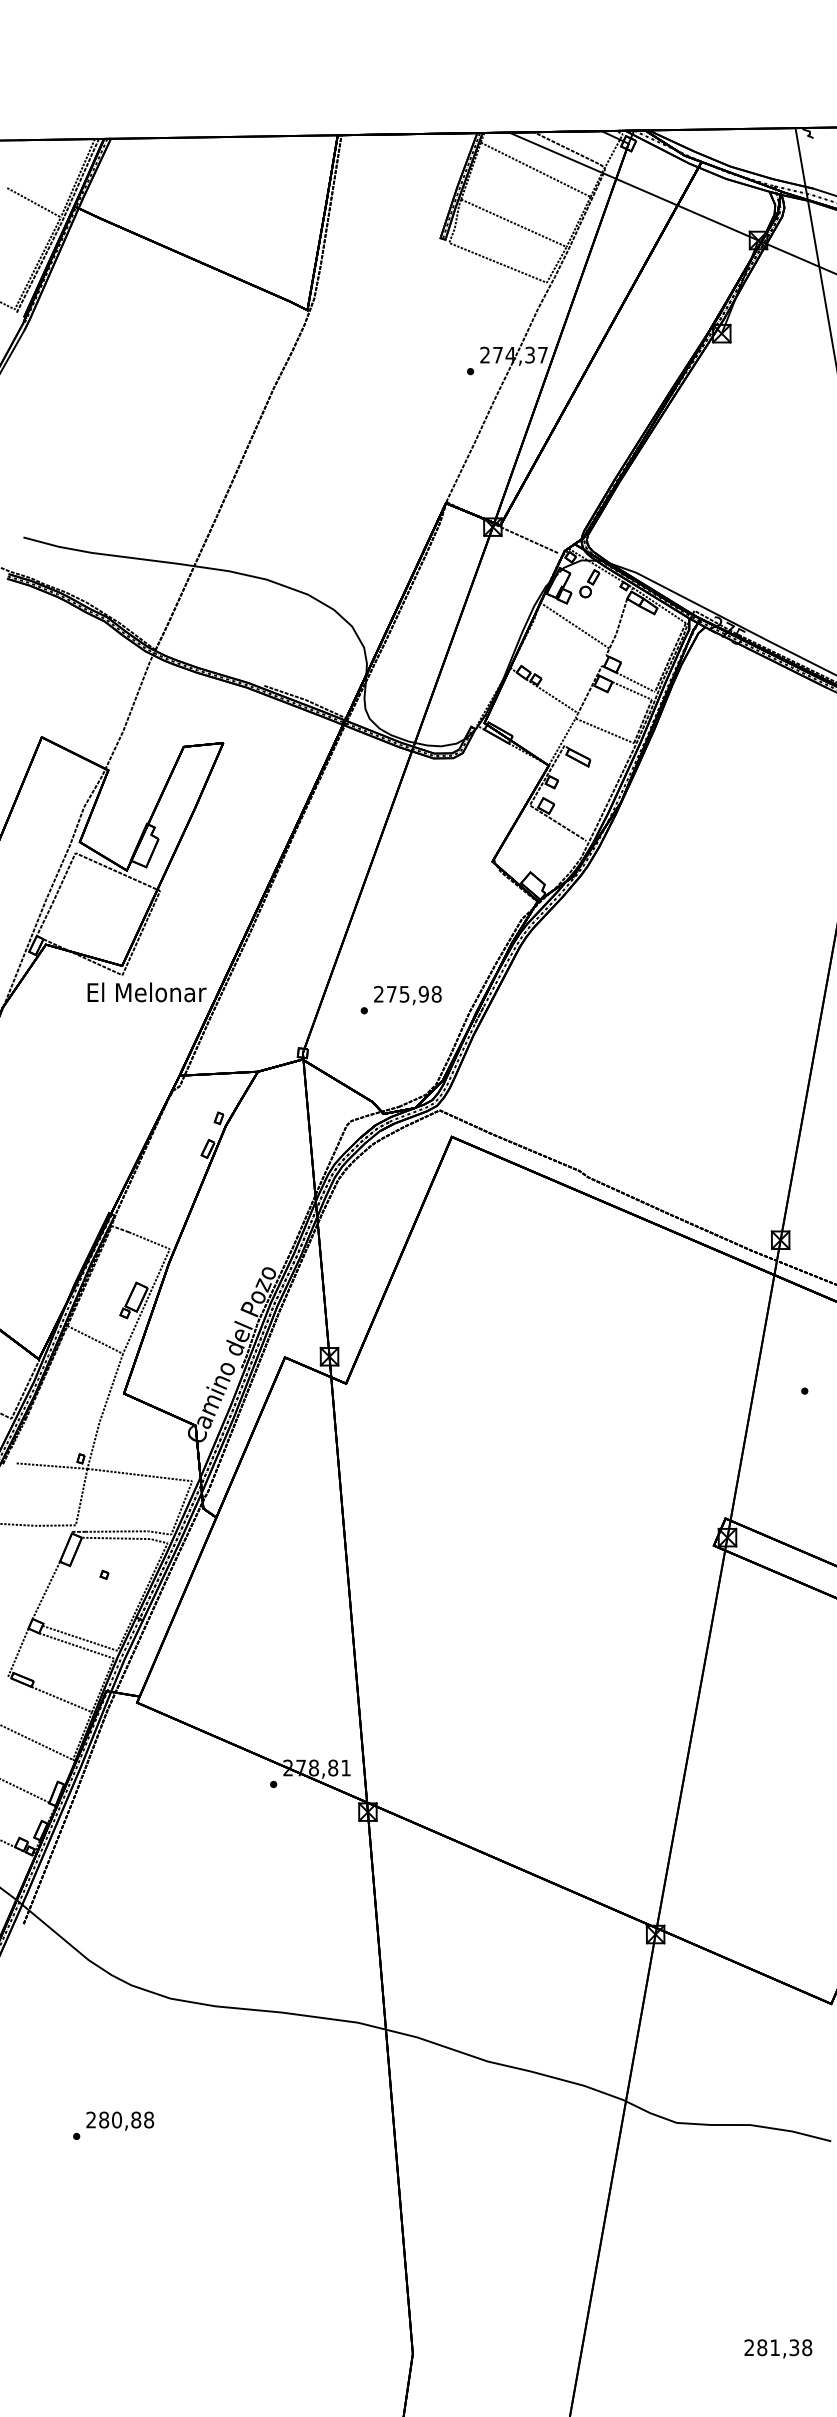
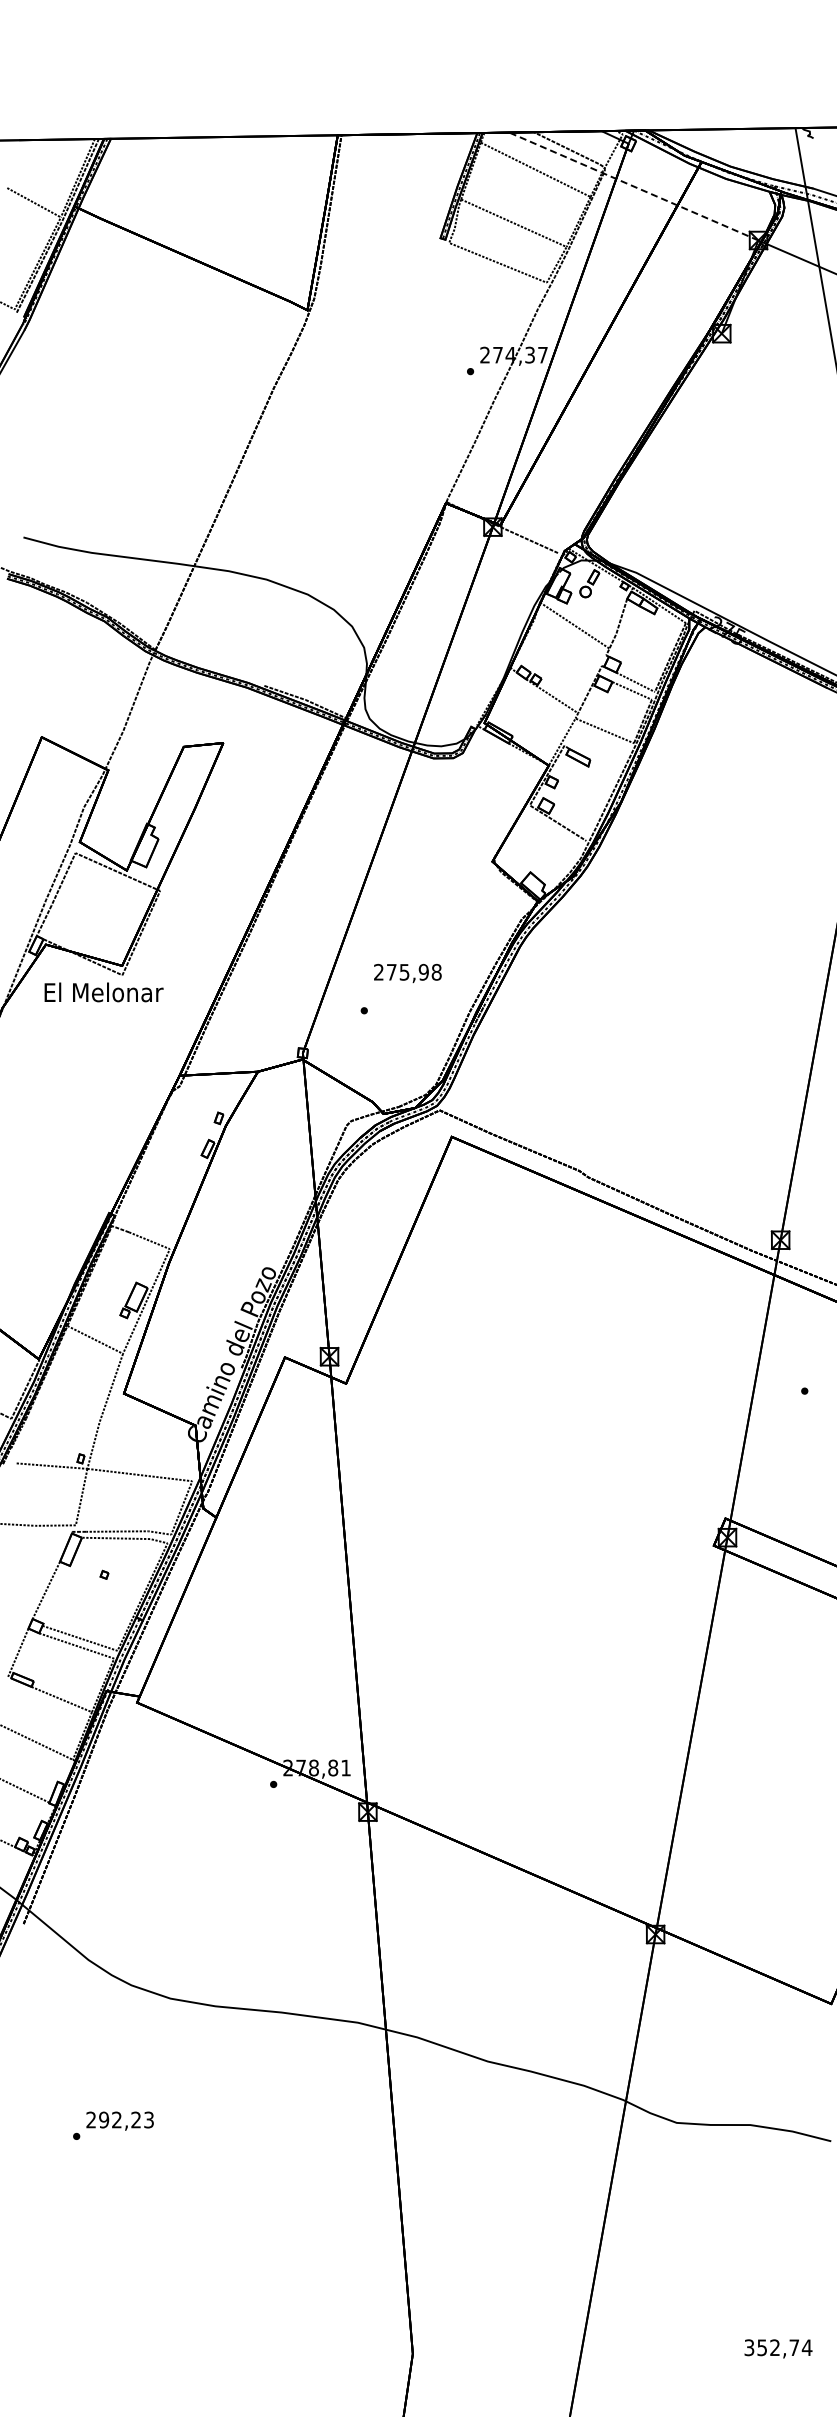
line: solid -> dashed (633, 186)
text position: (146, 992) -> (103, 992) (103, 992)
text position: (407, 995) -> (407, 973) (407, 973)
text: 280,88 -> 292,23 (126, 2119)
text: 281,38 -> 352,74 (778, 2347)
